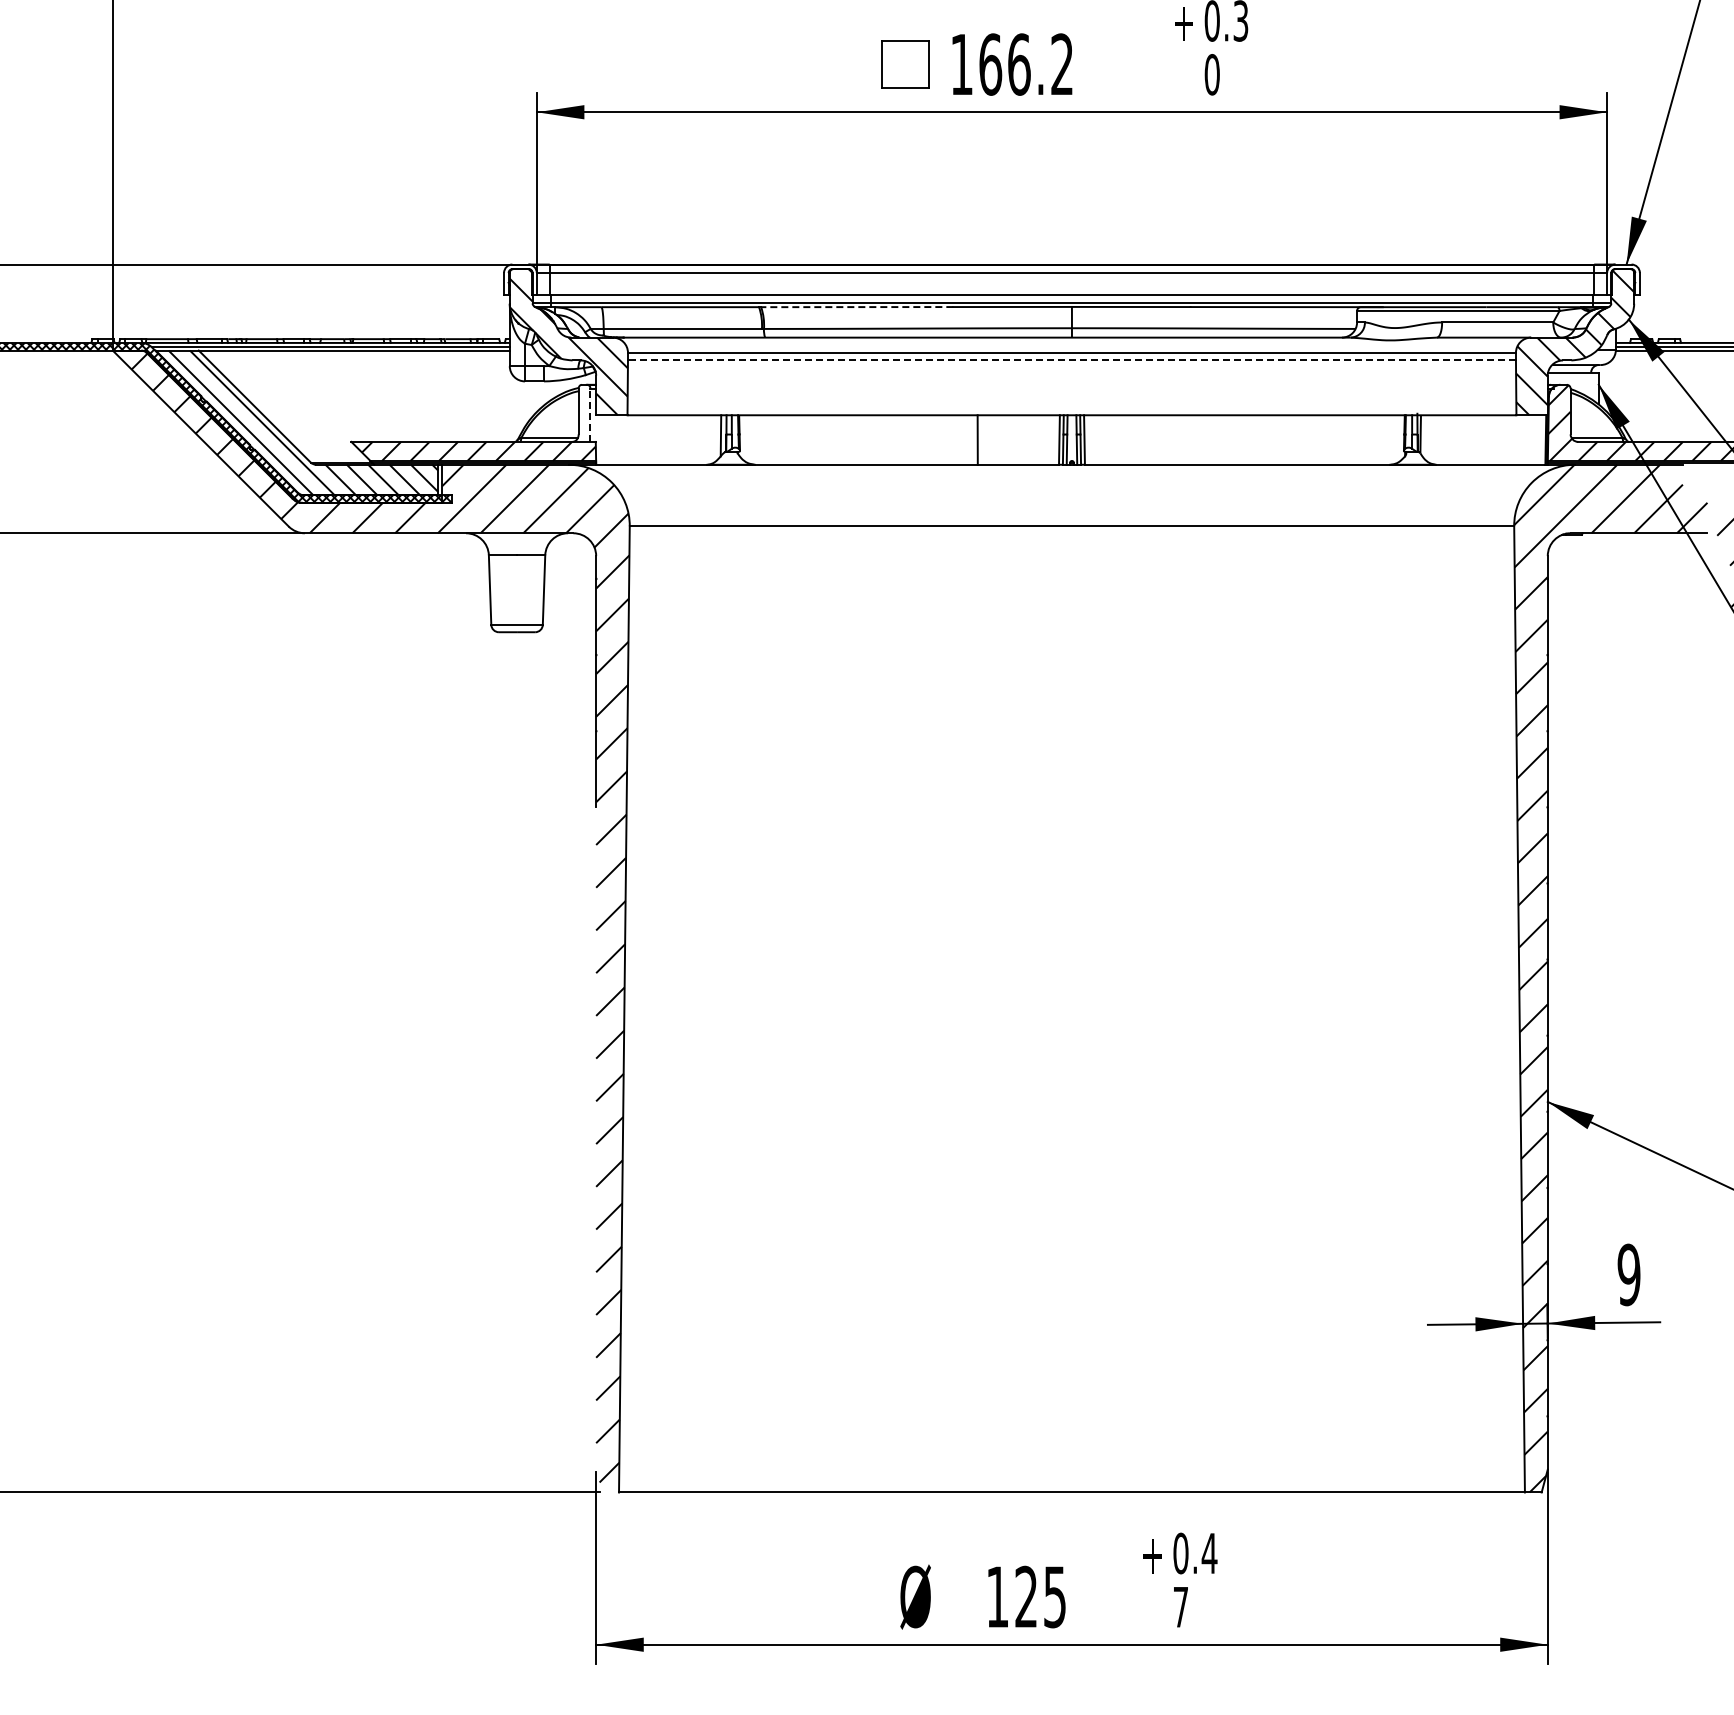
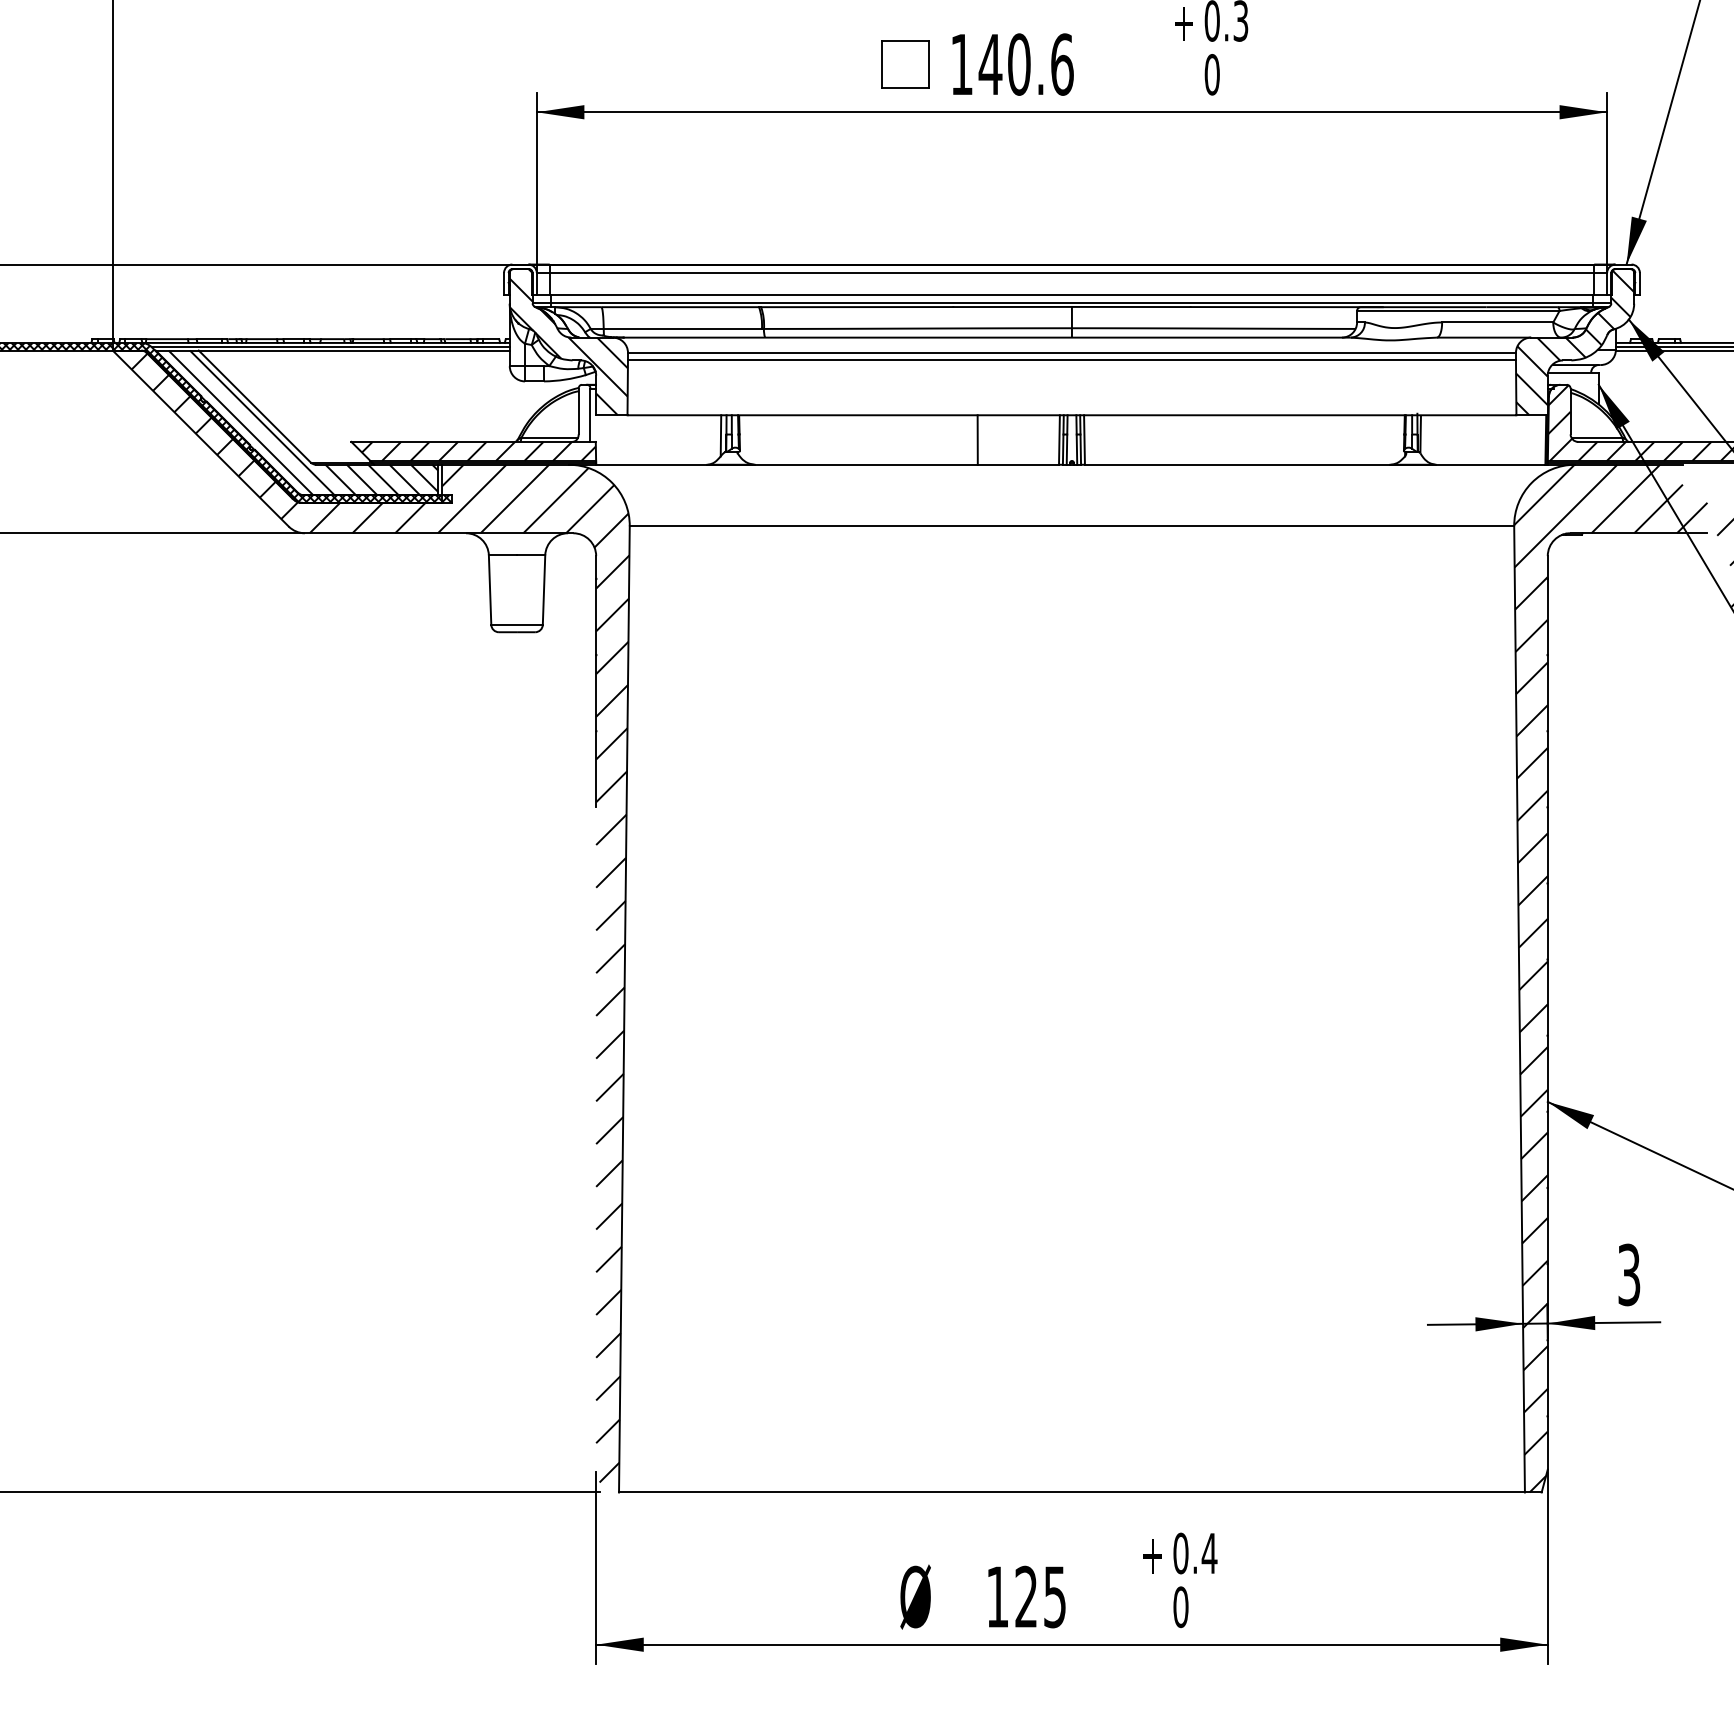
text: 166.2 -> 140.6 (1025, 64)
line: dashed -> solid (856, 307)
line: dashed -> solid (1071, 360)
line: dashed -> solid (590, 415)
text: 9 -> 3 (1628, 1274)
text: 7 -> 0 (1180, 1607)
